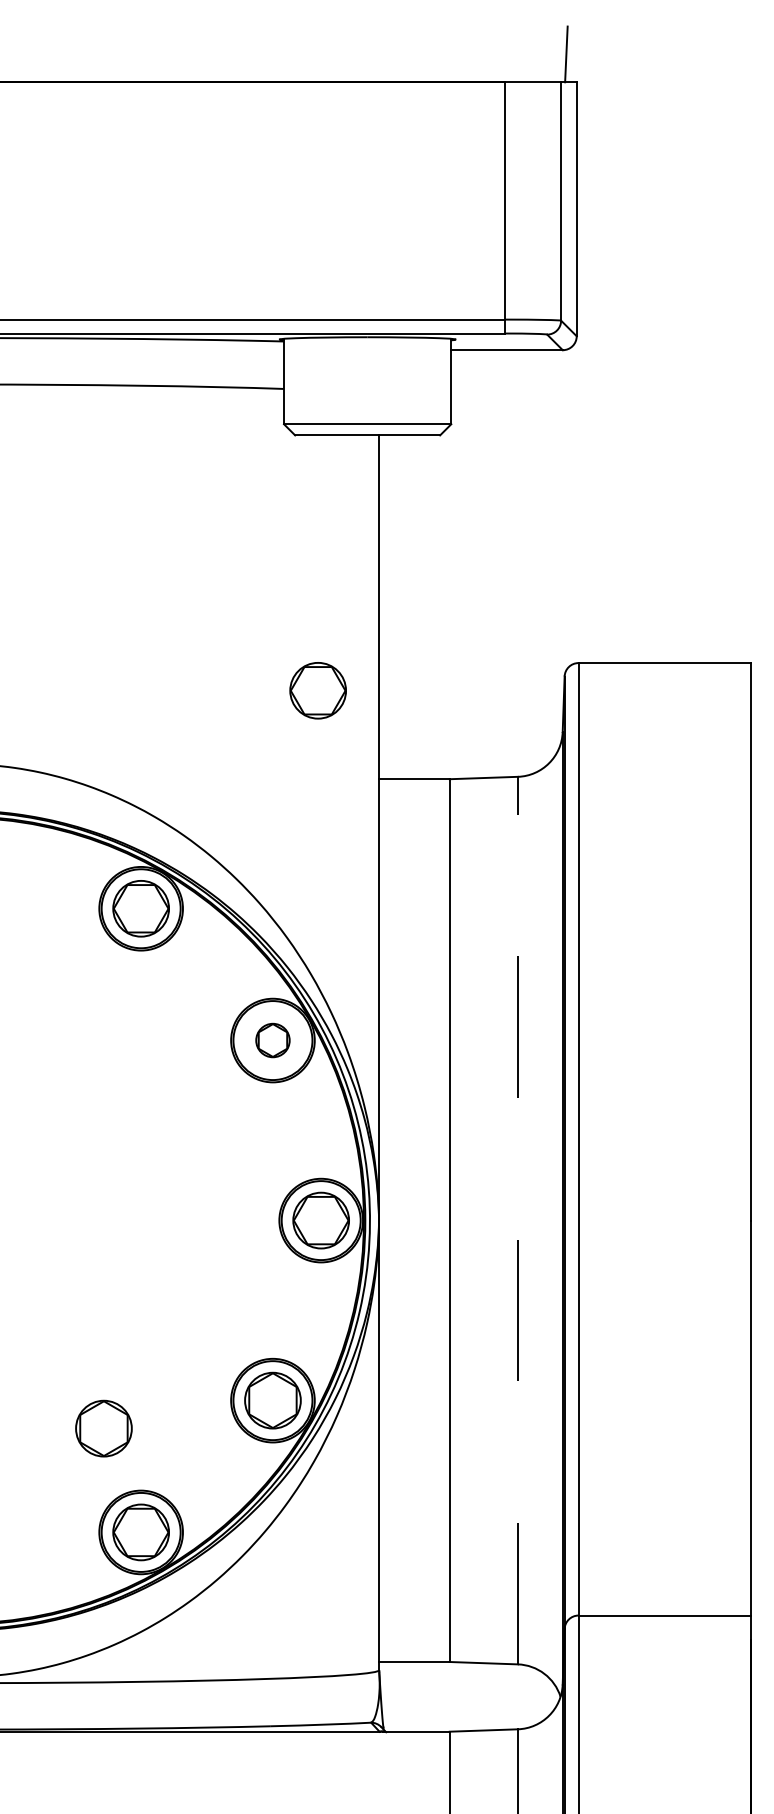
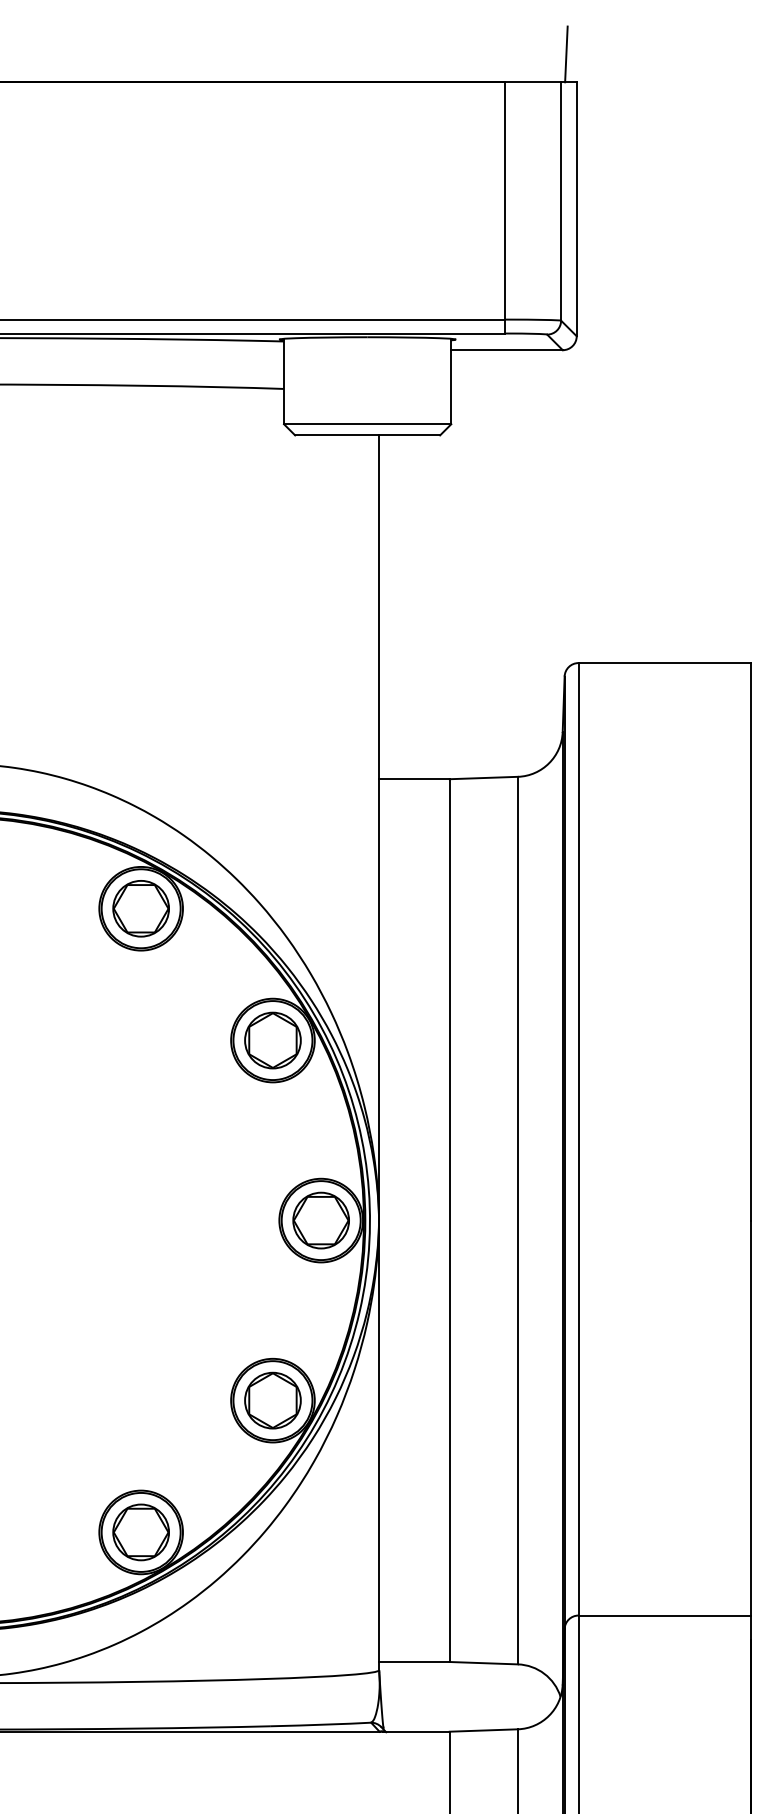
part: present -> none (317, 690)
part size: 36x37 px -> 58x59 px (272, 1040)
line: dashed -> solid (517, 1220)
part: present -> none (103, 1428)
